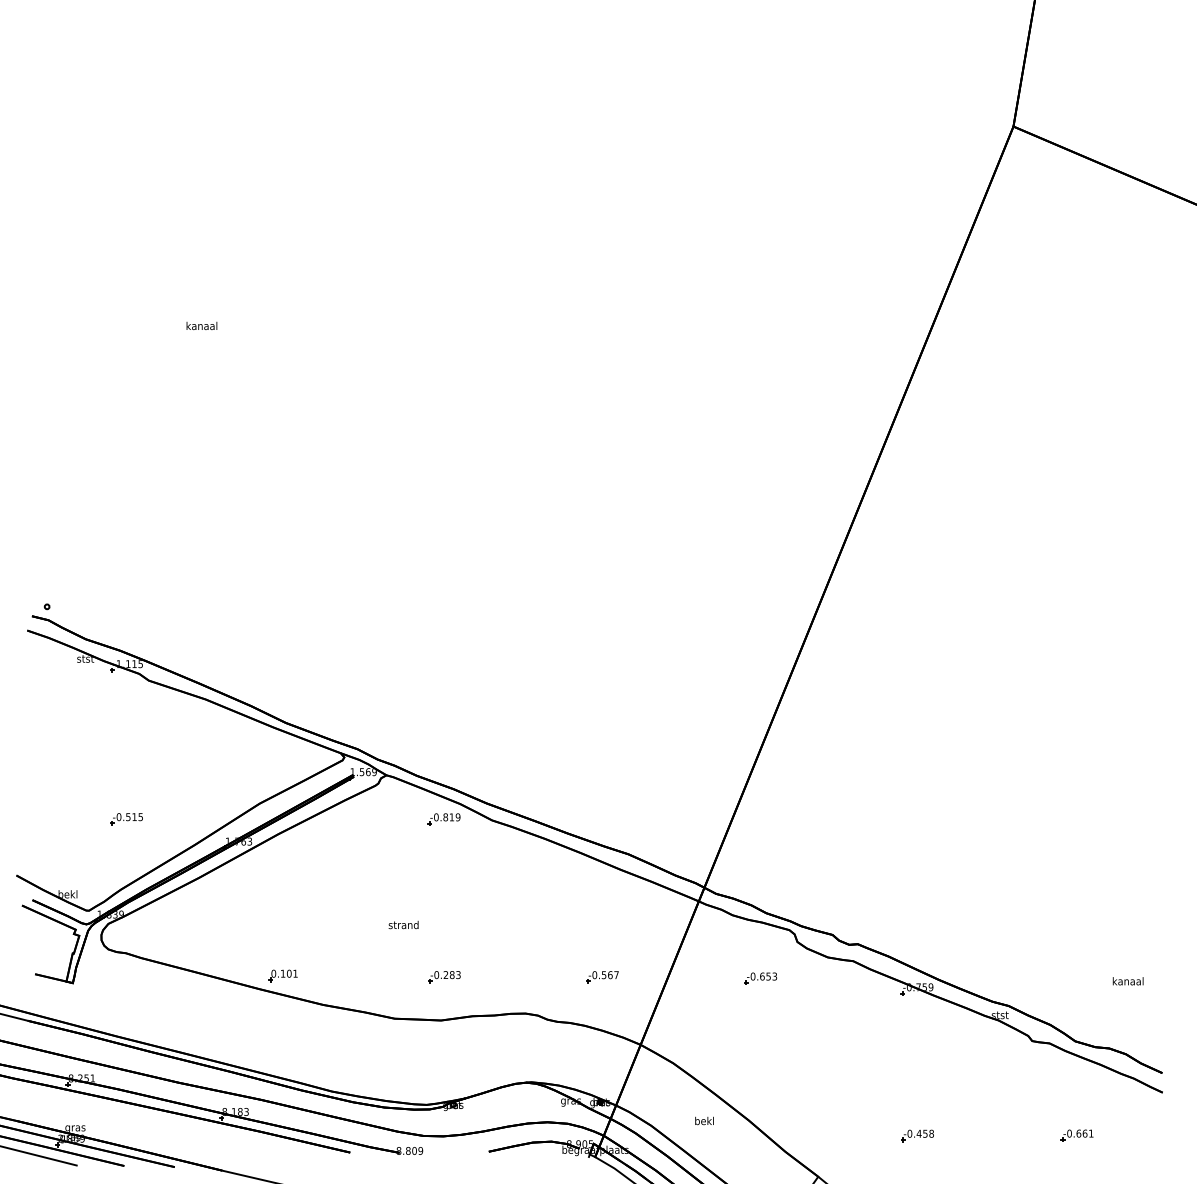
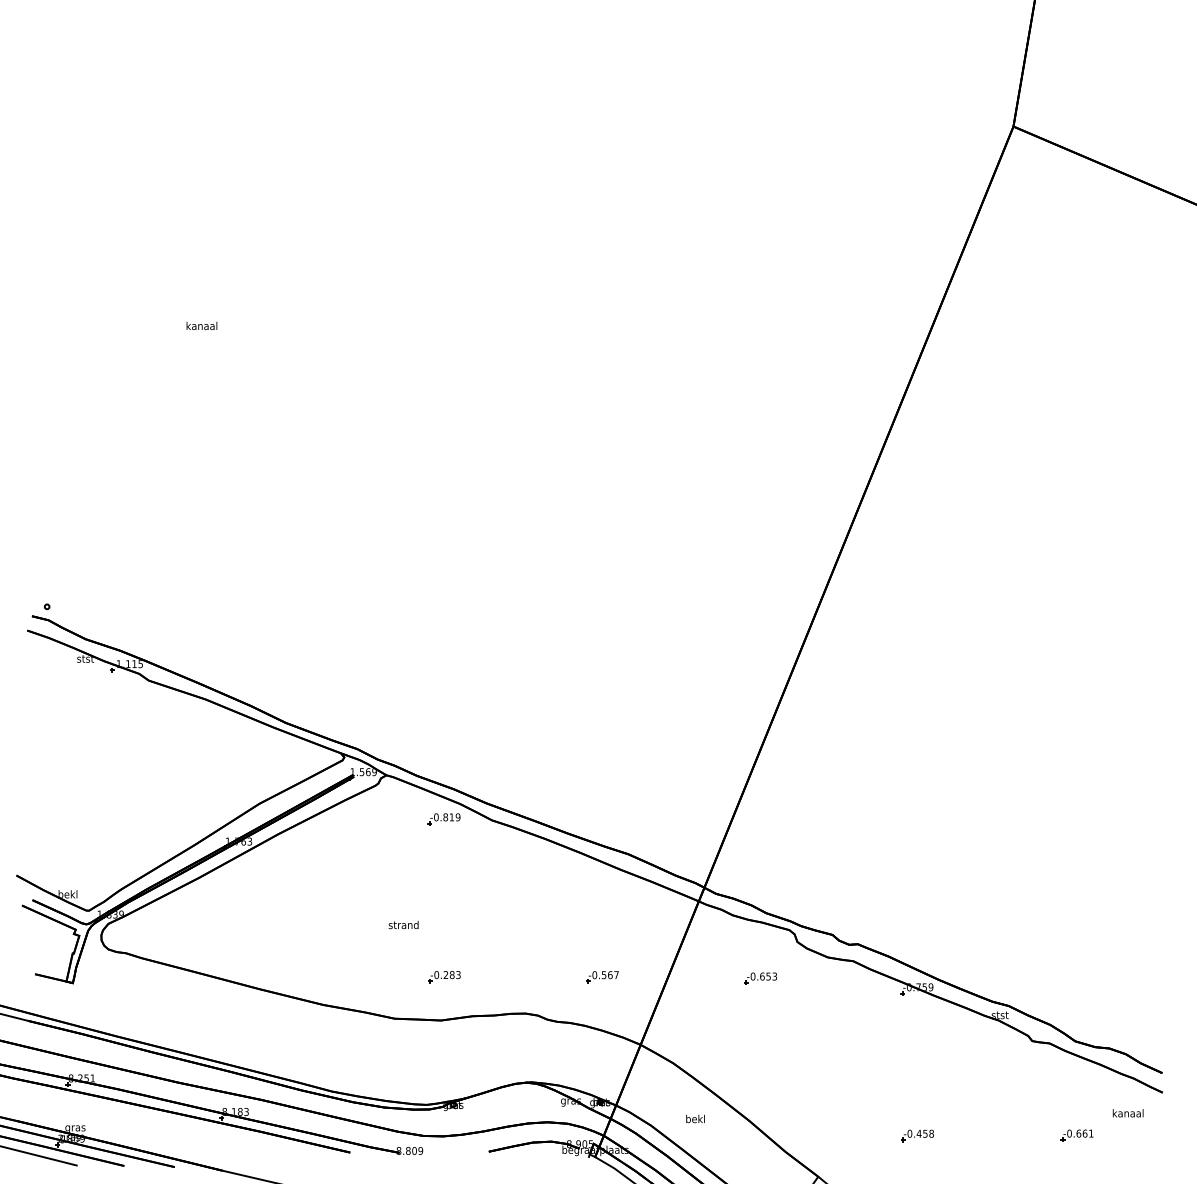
part: present -> none (126, 819)
part: present -> none (282, 975)
text position: (1127, 981) -> (1127, 1113) (1127, 1113)
text position: (704, 1120) -> (695, 1118) (695, 1118)
